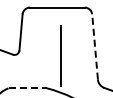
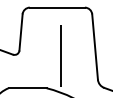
line: dashed -> solid (95, 46)
line: dashed -> solid (28, 88)
